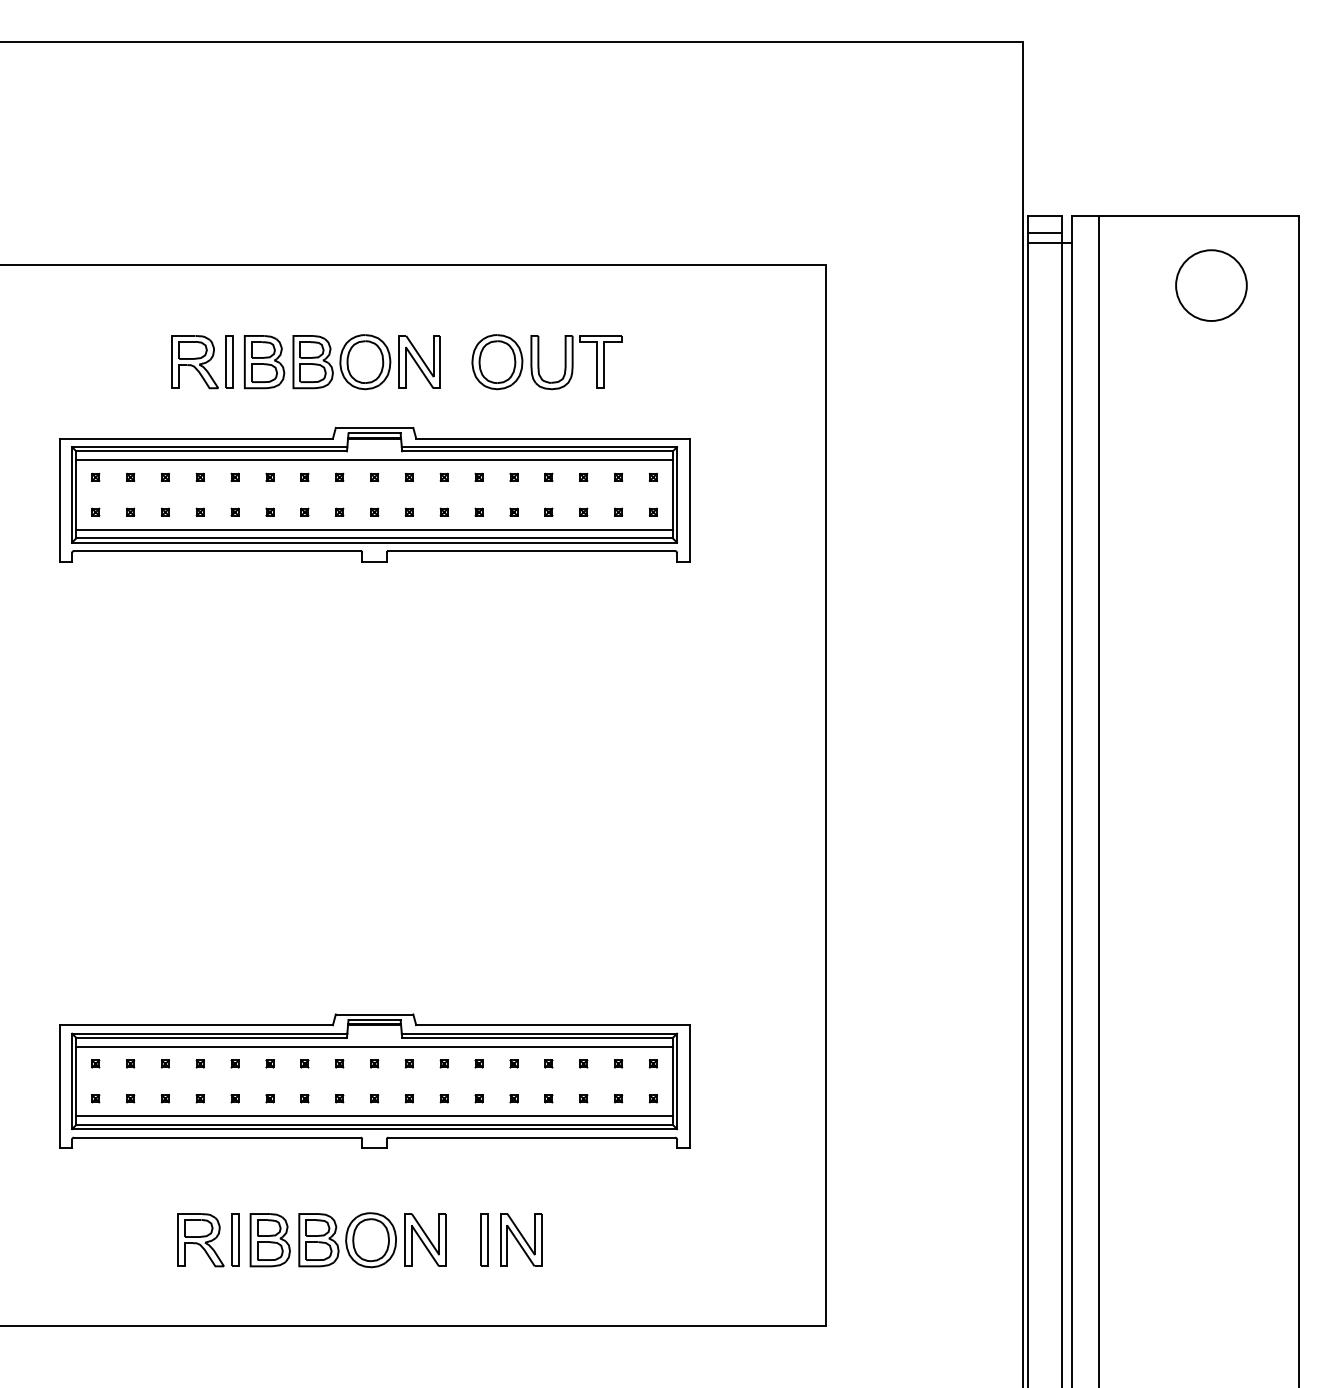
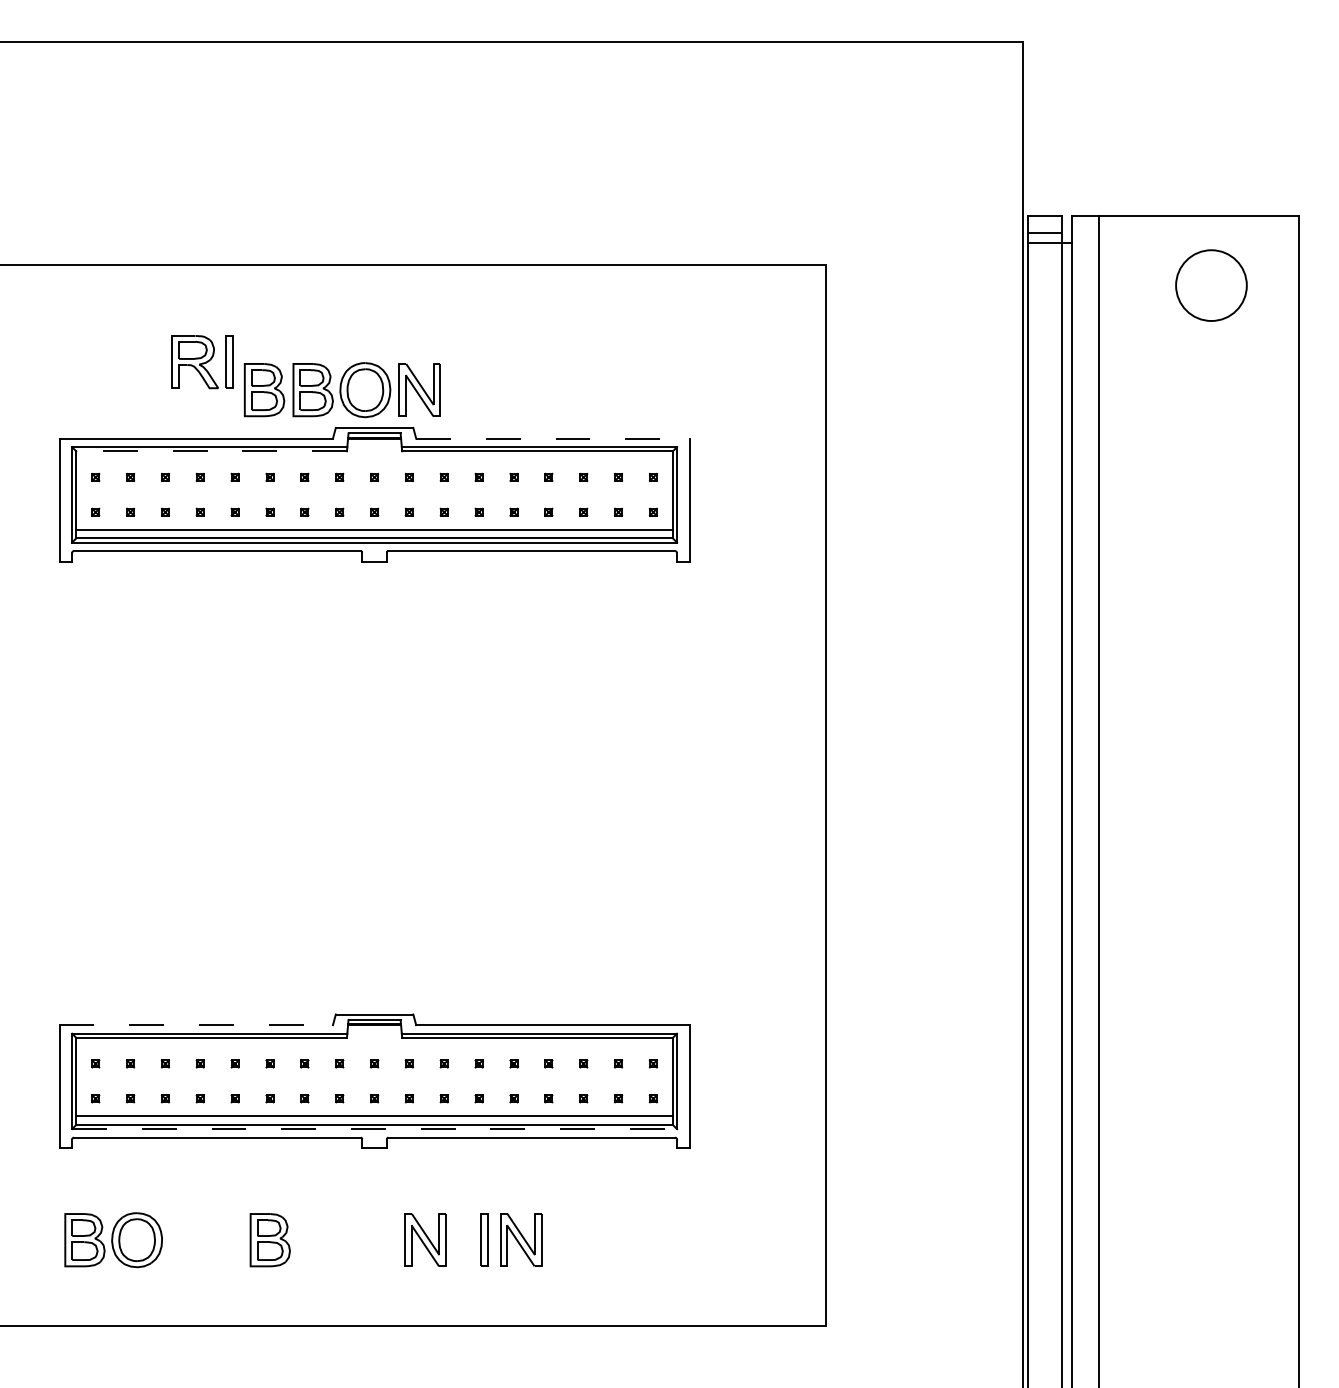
part position: (341, 362) -> (341, 390) (341, 390)
part: present -> none (539, 362)
line: solid -> dashed (552, 438)
line: solid -> dashed (211, 451)
line: present -> none (374, 460)
line: solid -> dashed (196, 1025)
line: present -> none (374, 1046)
line: solid -> dashed (375, 1129)
part: present -> none (208, 1240)
part position: (347, 1240) -> (113, 1240) (113, 1240)
